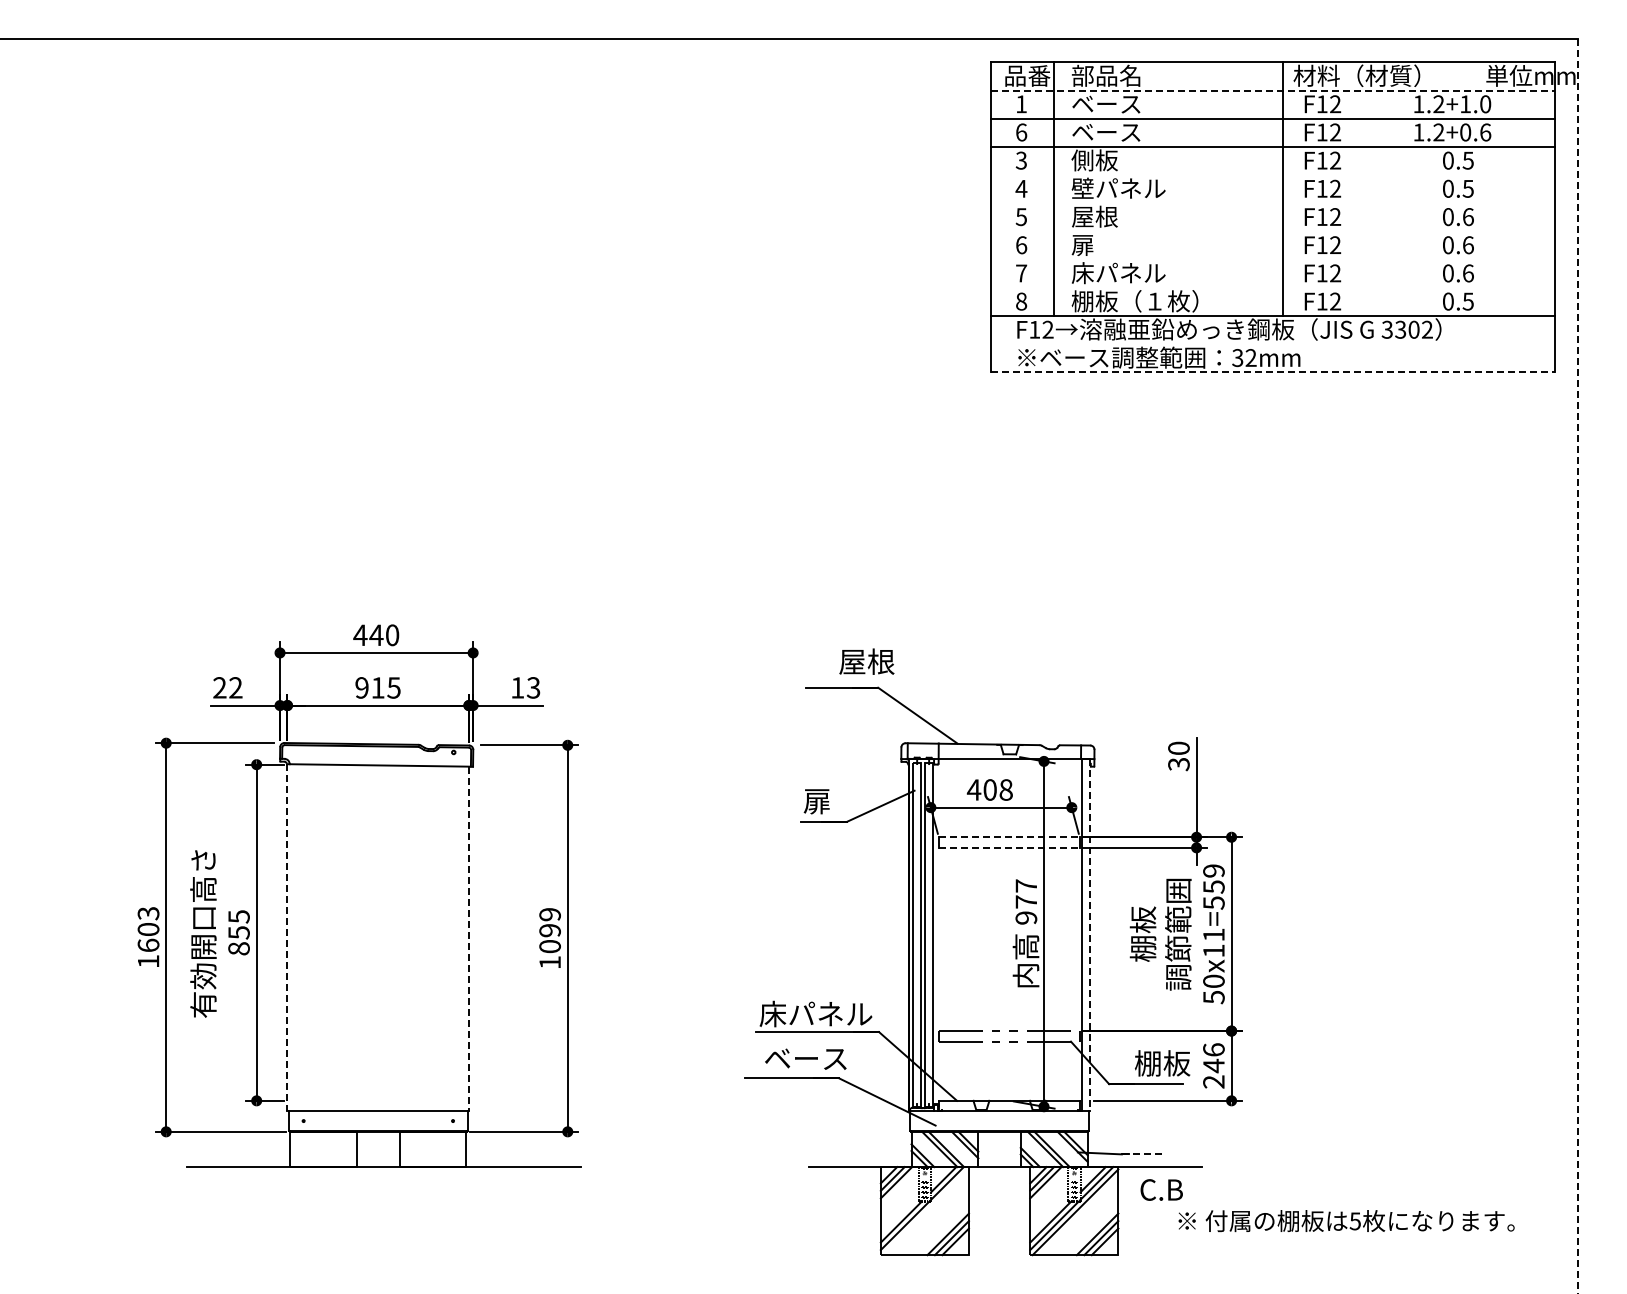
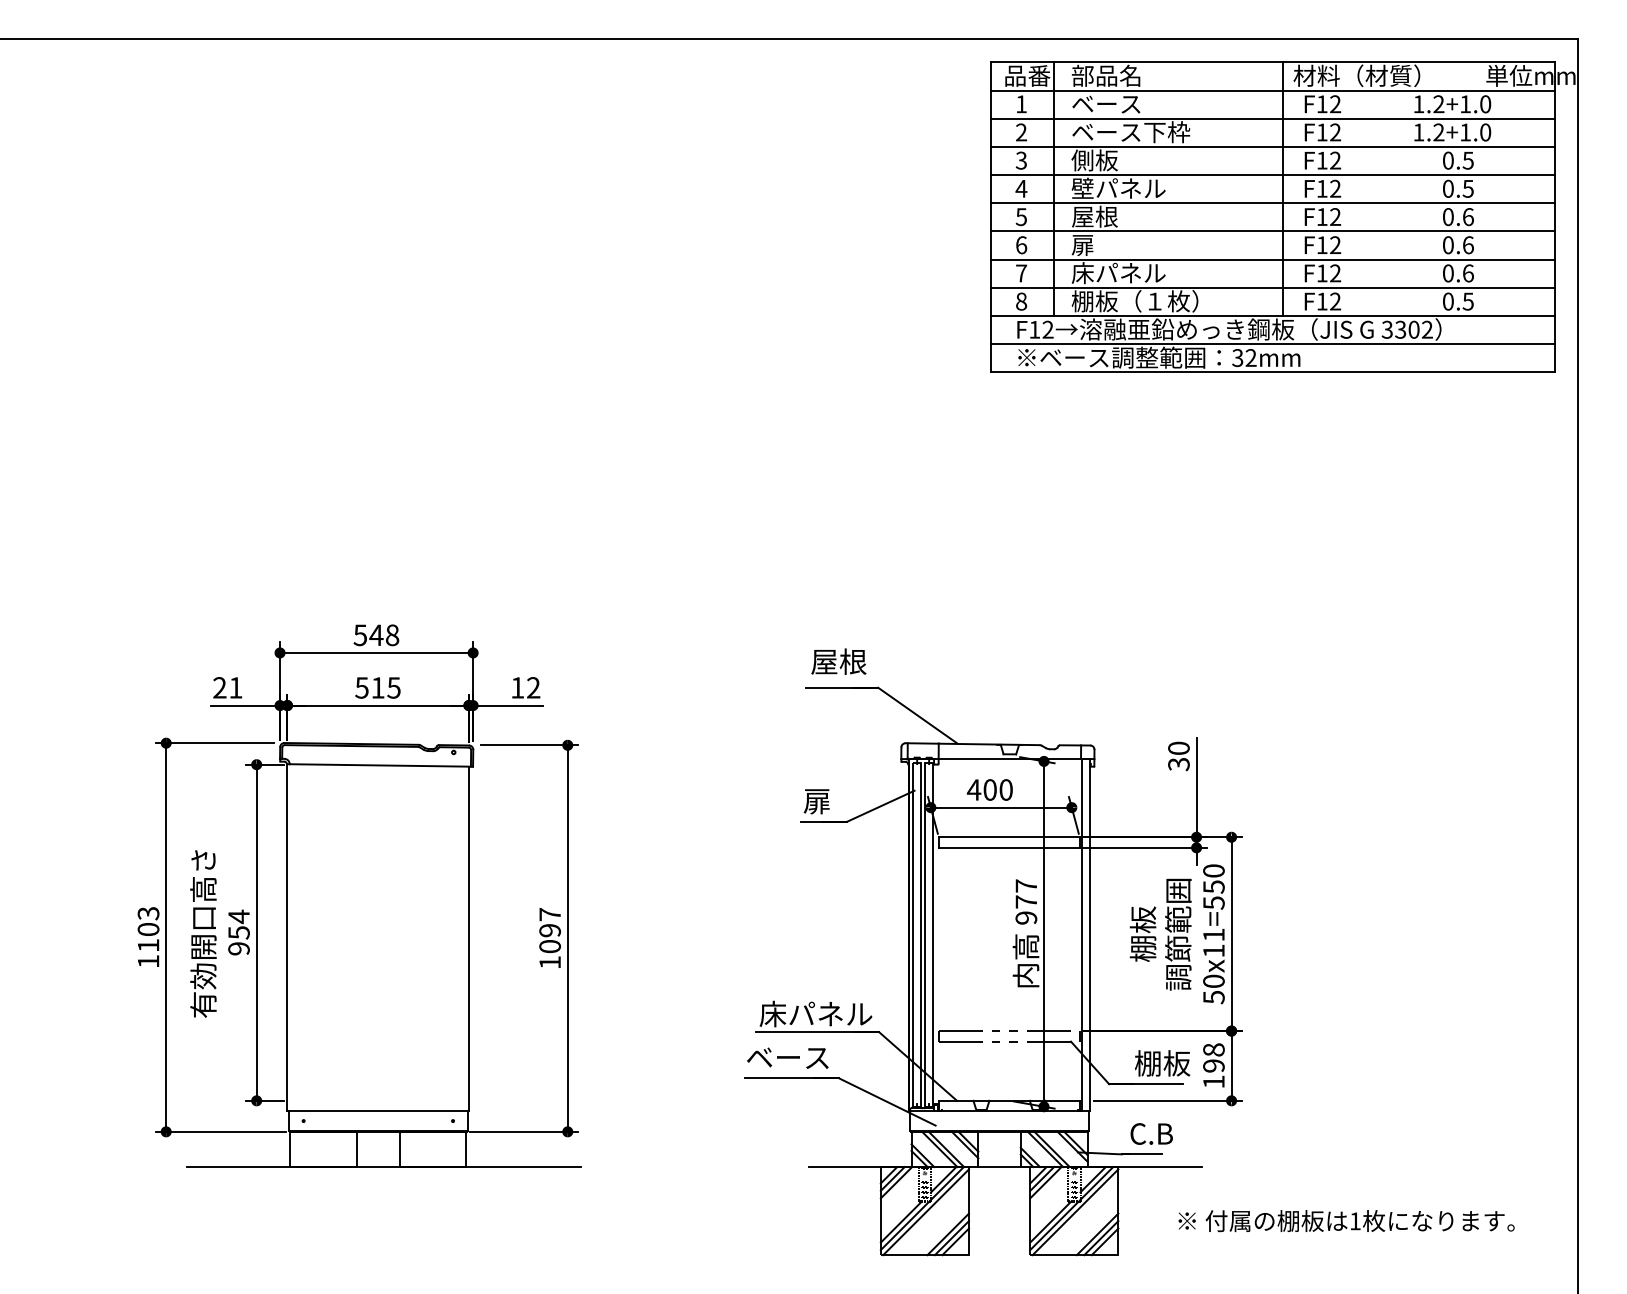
line: dashed -> solid (1272, 90)
text: 6 -> 2 (1021, 132)
text: ベース -> ベース下枠 (1167, 132)
text: 1.2+0.6 -> 1.2+1.0 (1475, 132)
line: none -> present (1272, 175)
line: none -> present (1272, 203)
line: none -> present (1272, 231)
line: none -> present (1272, 259)
line: none -> present (1272, 287)
line: none -> present (1272, 344)
line: dashed -> solid (1272, 372)
text: 440 -> 548 (376, 635)
text position: (866, 661) -> (838, 661) (838, 661)
line: dashed -> solid (1578, 666)
text: 22 -> 21 (235, 687)
text: 915 -> 515 (361, 687)
text: 13 -> 12 (533, 687)
text: 408 -> 400 (1005, 789)
line: dashed -> solid (1009, 837)
line: dashed -> solid (1009, 847)
text: 50x11=559 -> 50x11=550 (1213, 870)
text: 1099 -> 1097 (549, 914)
text: 855 -> 954 (238, 932)
line: dashed -> solid (1090, 935)
line: dashed -> solid (287, 937)
line: dashed -> solid (468, 939)
text: 1603 -> 1103 (148, 944)
text position: (805, 1058) -> (787, 1057) (787, 1057)
text: 246 -> 198 (1213, 1065)
line: dashed -> solid (1142, 1154)
text position: (1161, 1189) -> (1151, 1133) (1151, 1133)
line: none -> present (925, 1212)
text: 5 -> 1 (1354, 1221)
